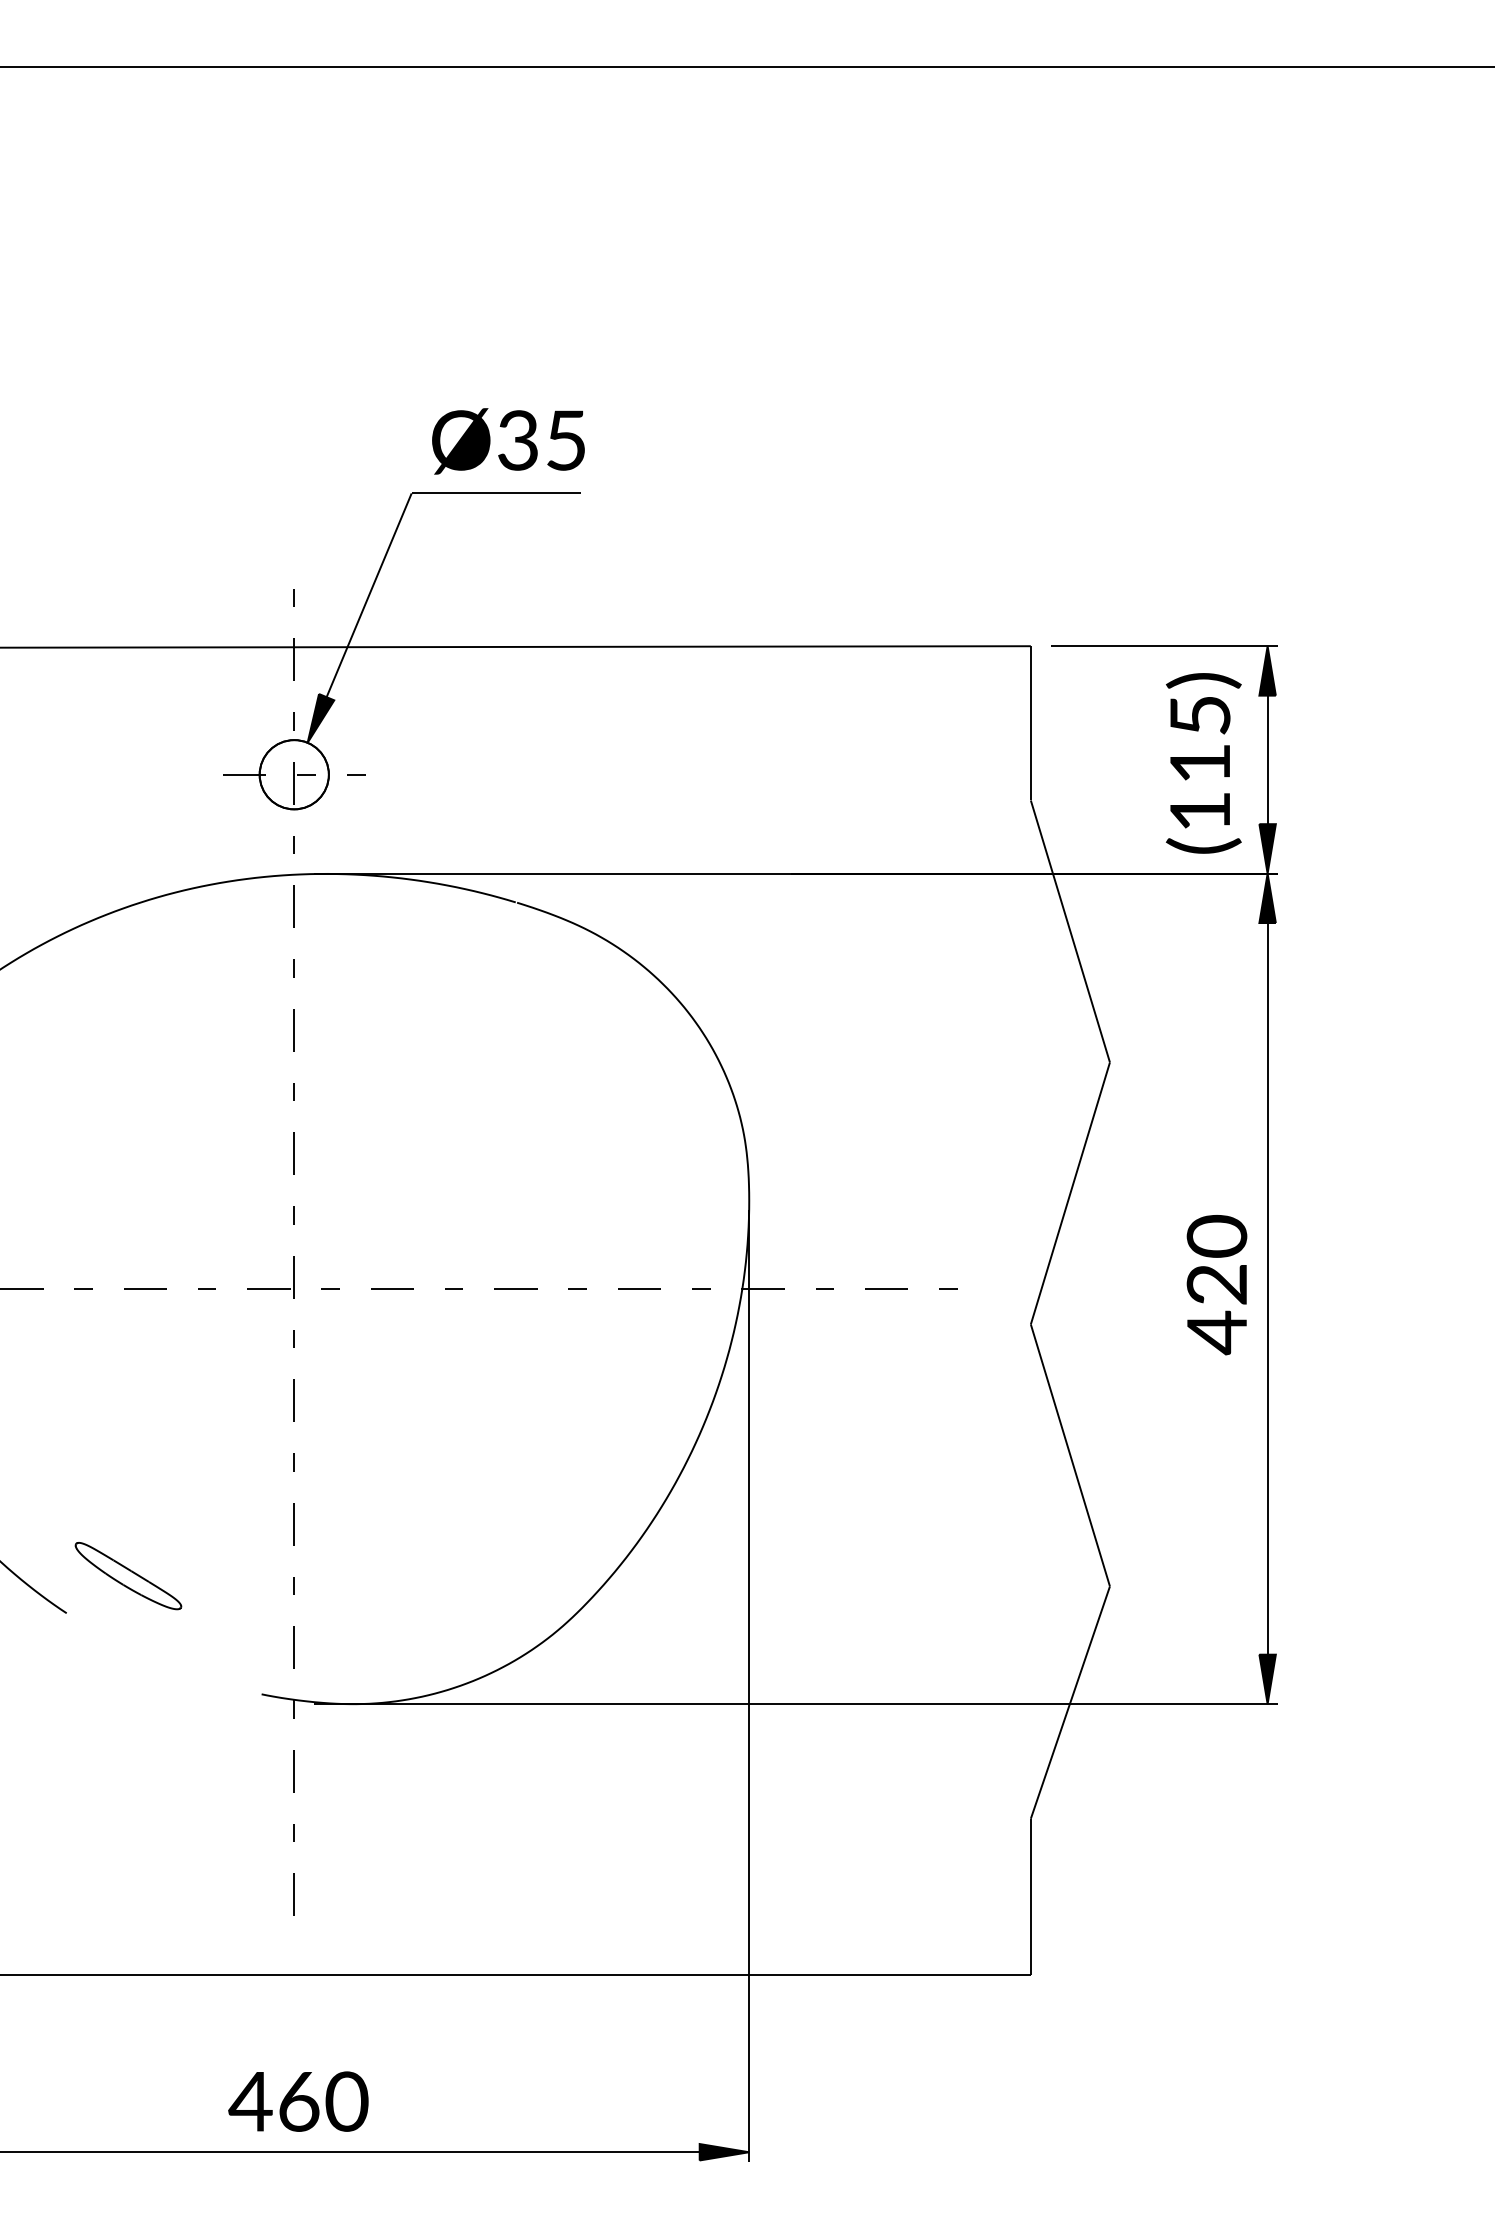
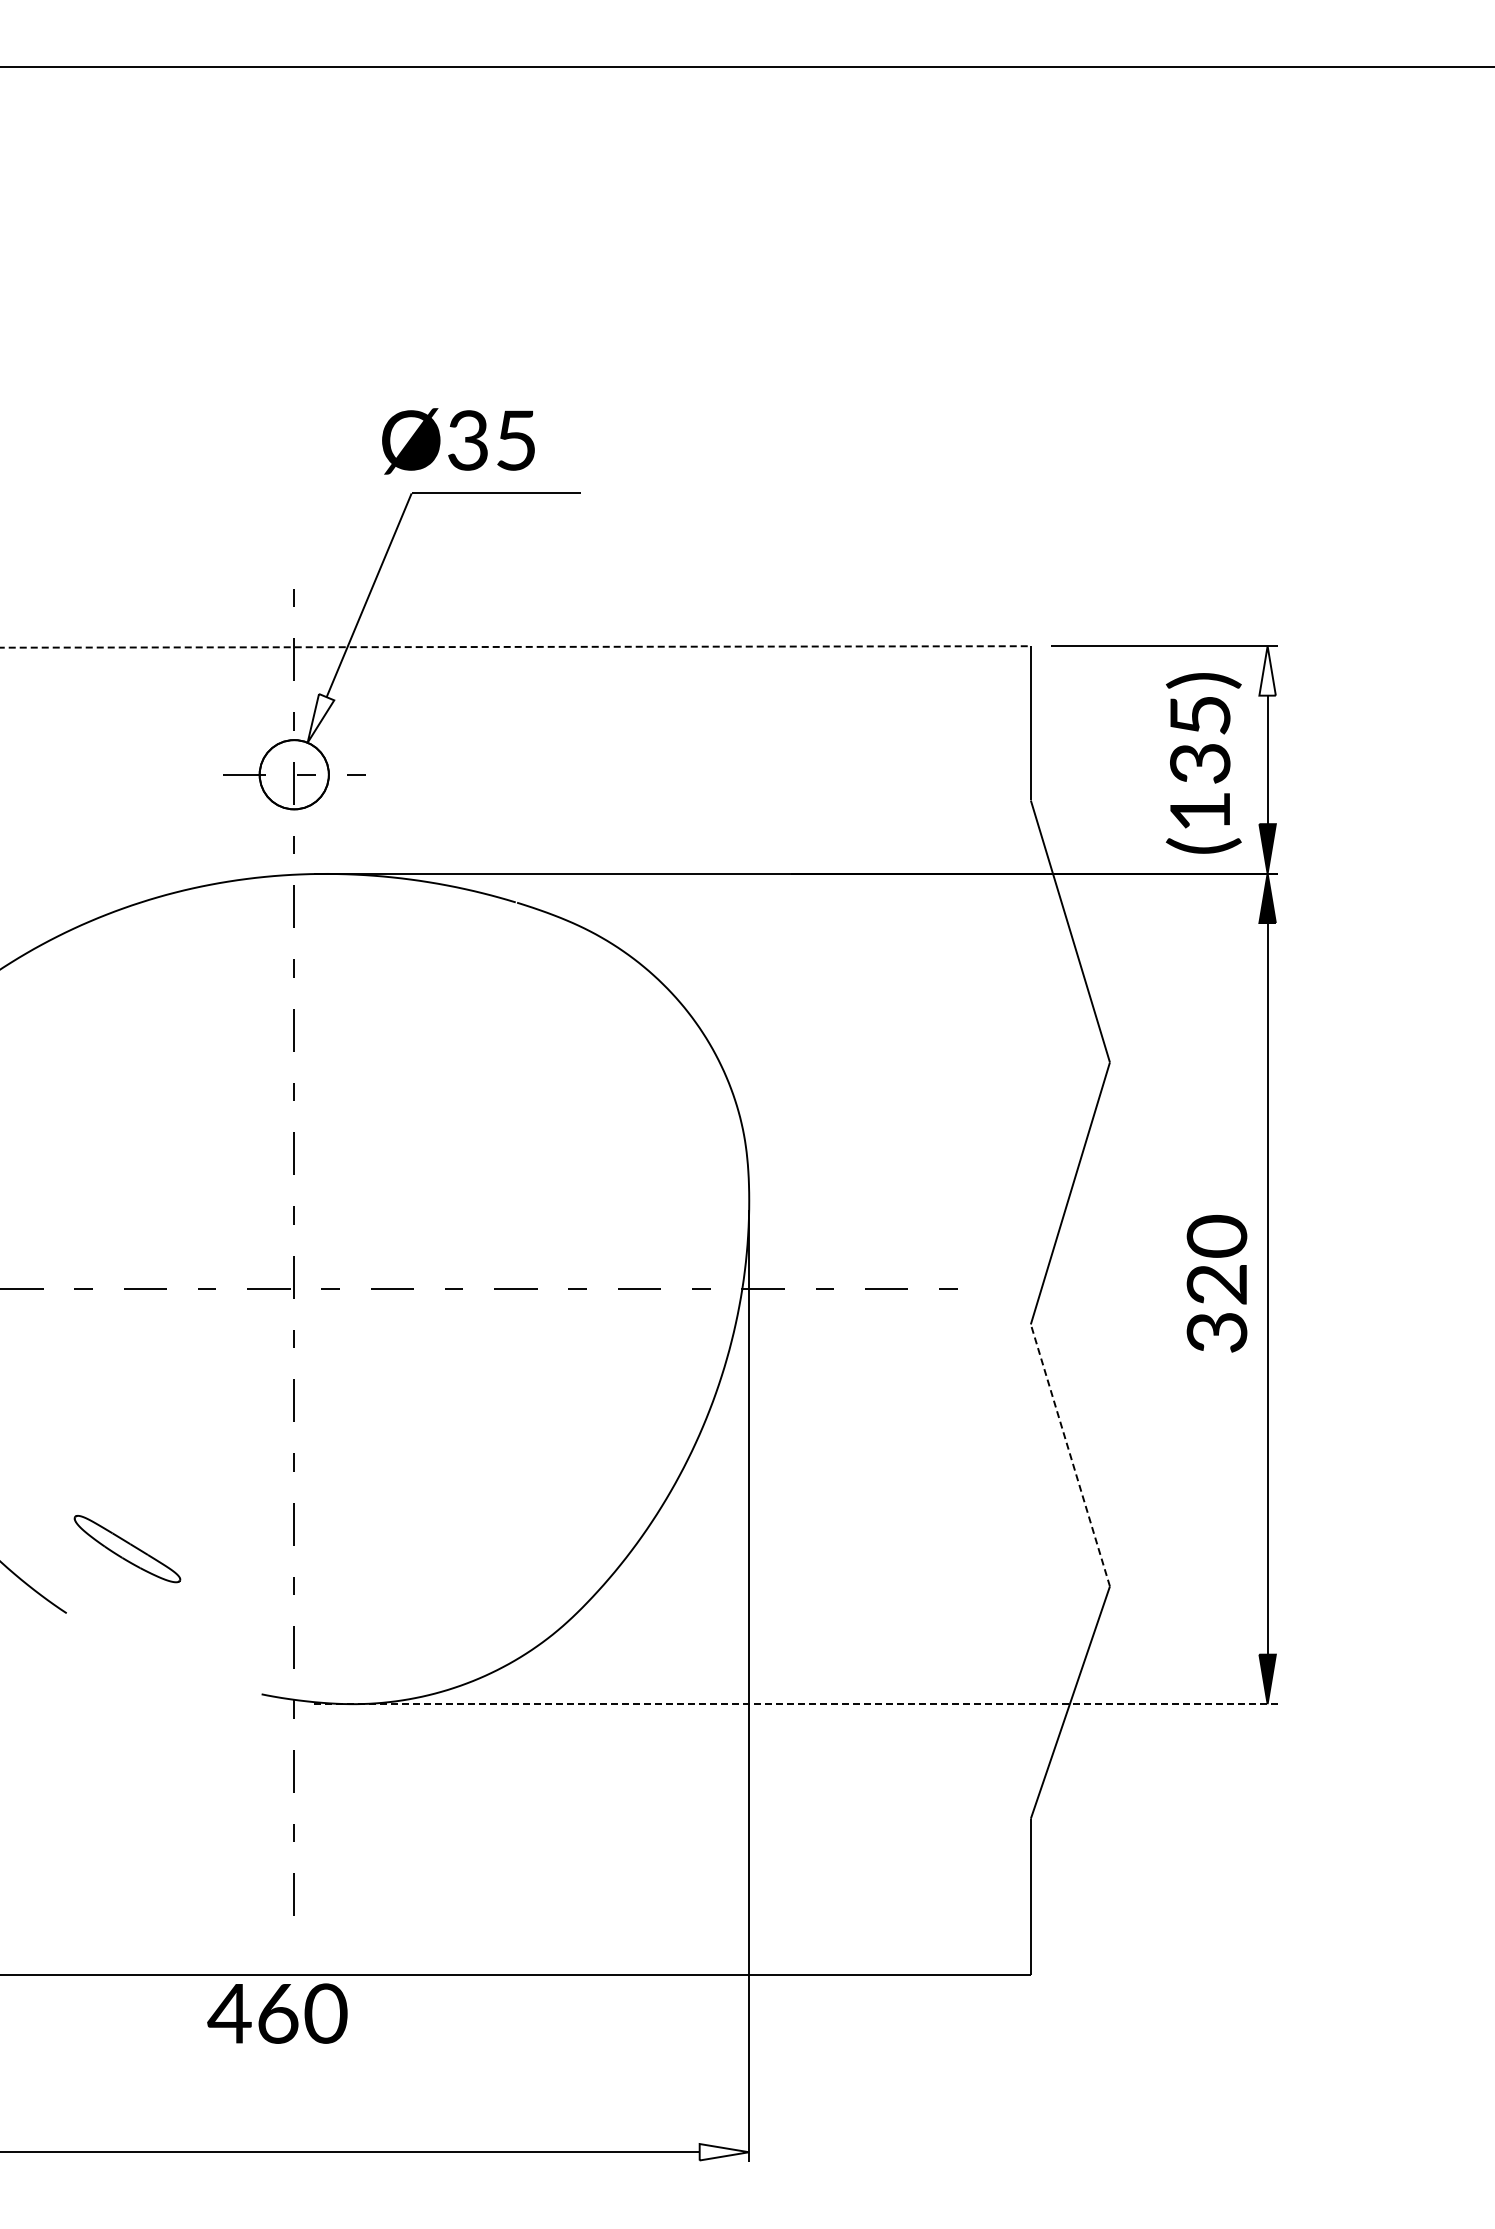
text position: (508, 441) -> (458, 441) (458, 441)
line: solid -> dashed (516, 646)
fill: present -> none (1267, 670)
fill: present -> none (320, 718)
text: (115) -> (135) (1200, 763)
text: 420 -> 320 (1216, 1332)
line: solid -> dashed (1070, 1455)
part position: (128, 1576) -> (127, 1549) (127, 1549)
line: solid -> dashed (795, 1704)
text position: (298, 2101) -> (277, 2013) (277, 2013)
fill: present -> none (724, 2152)
